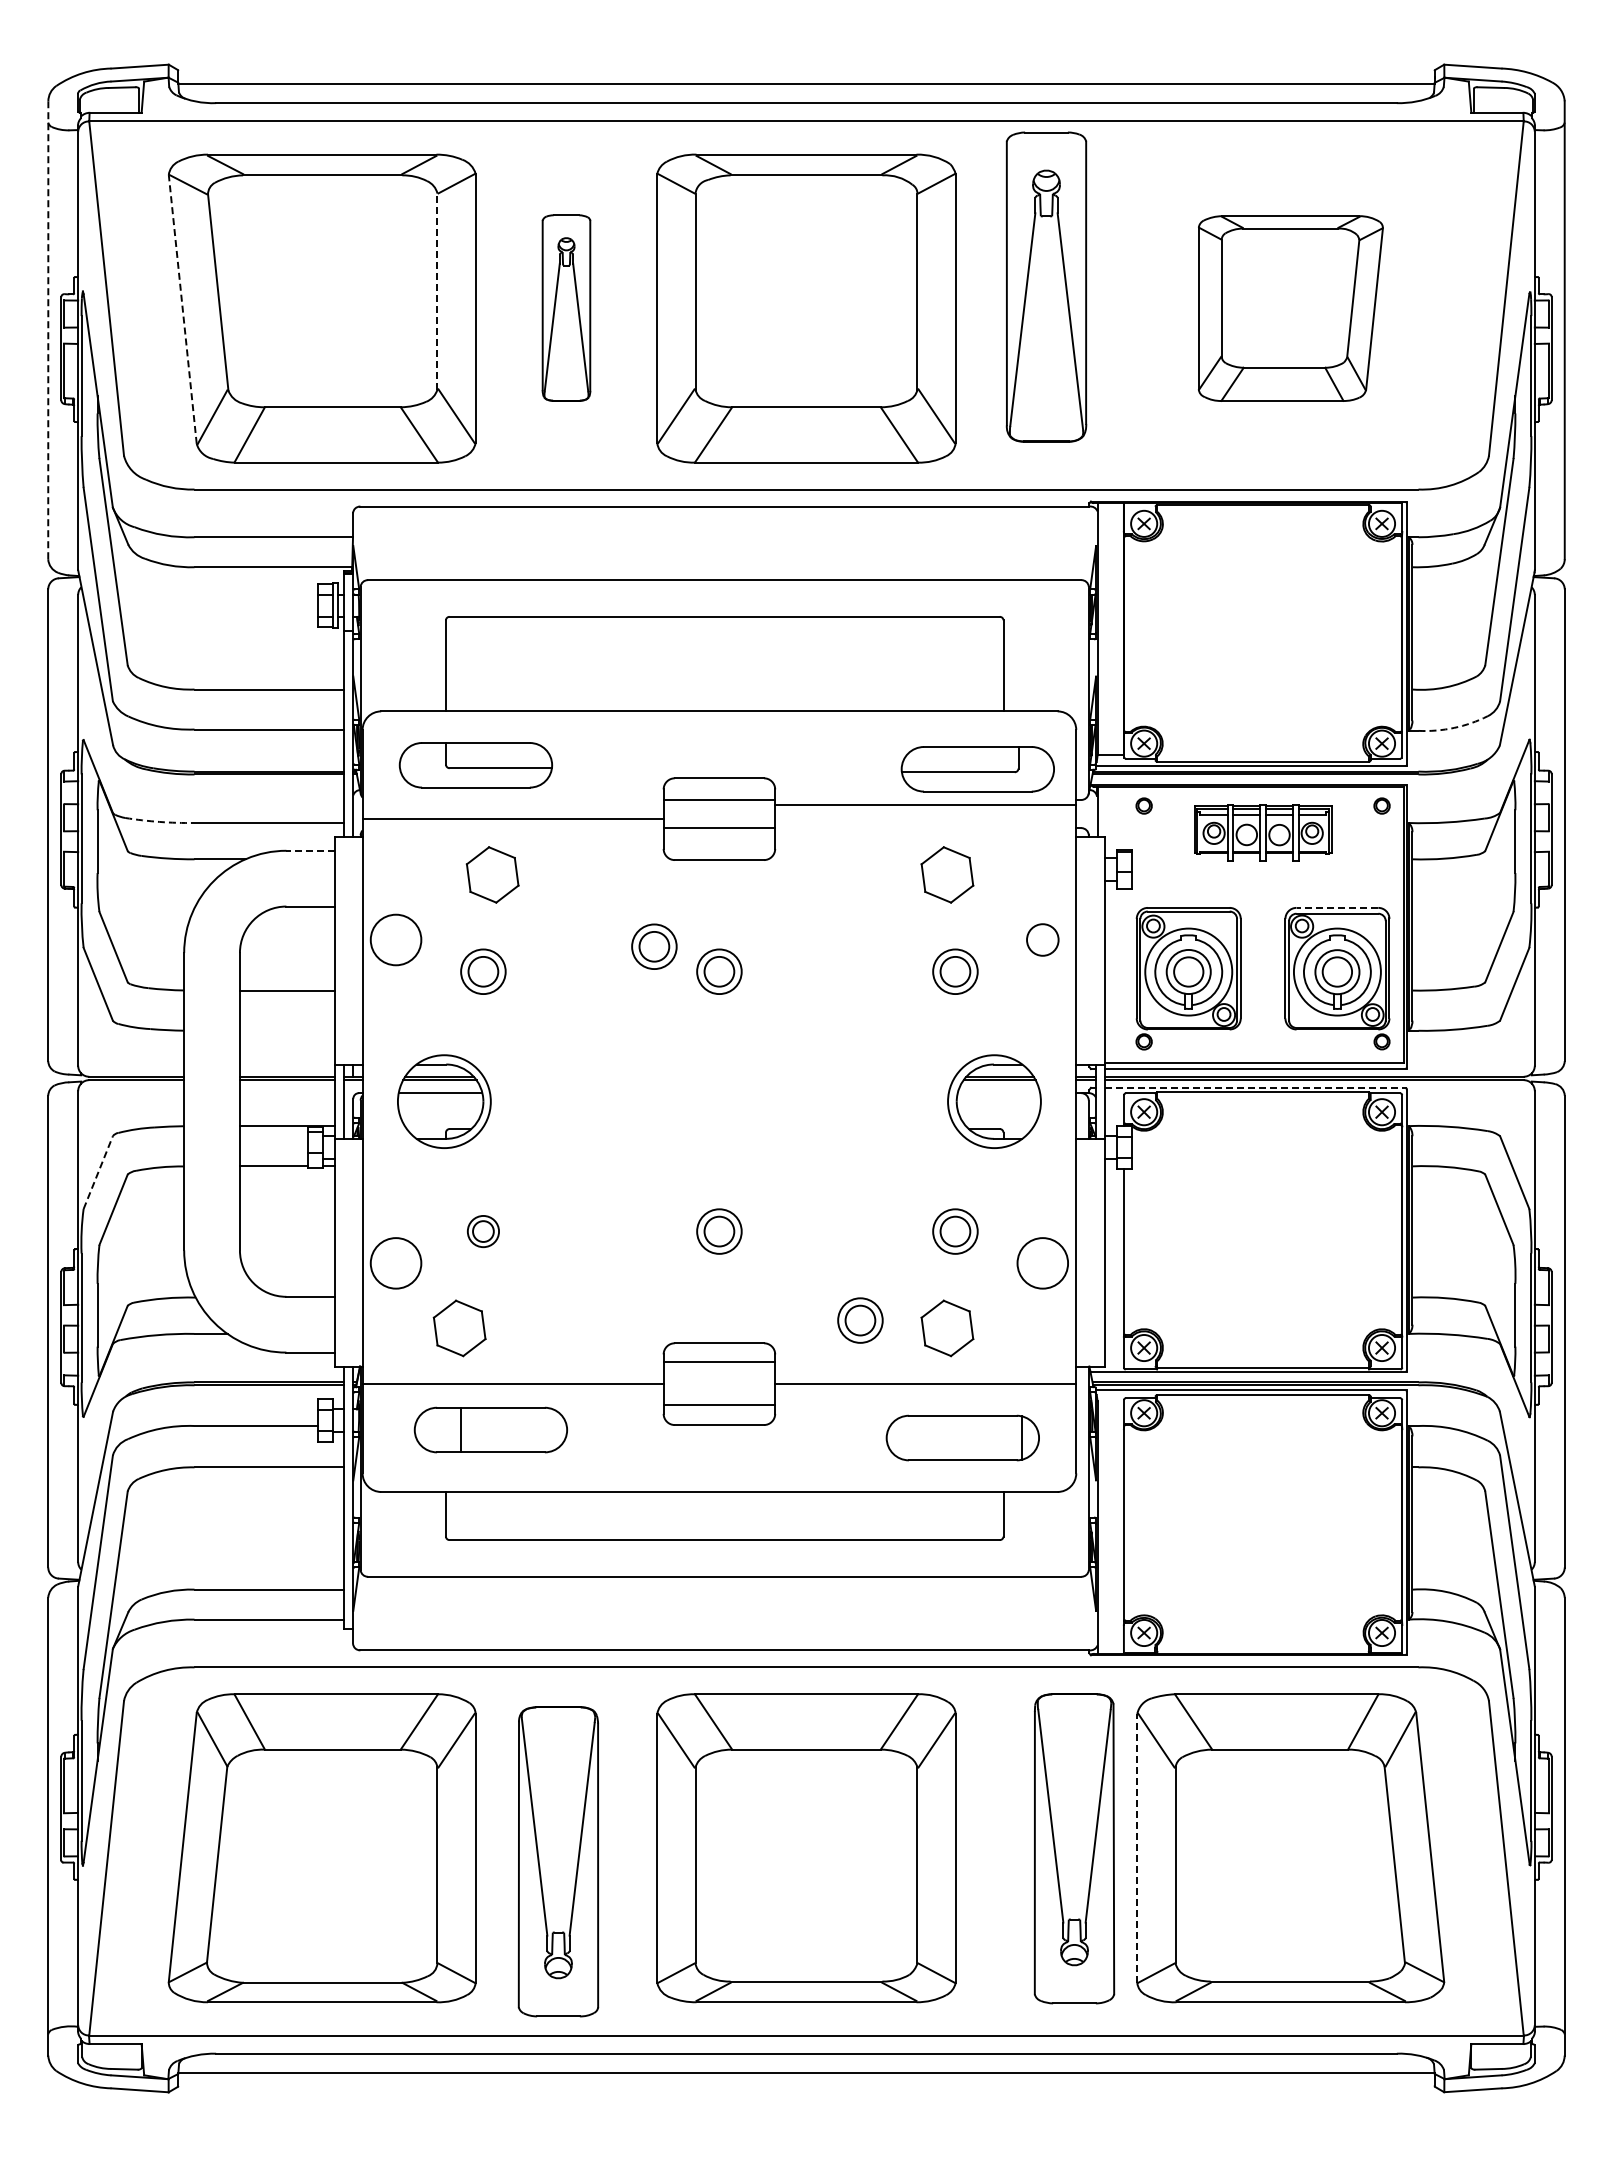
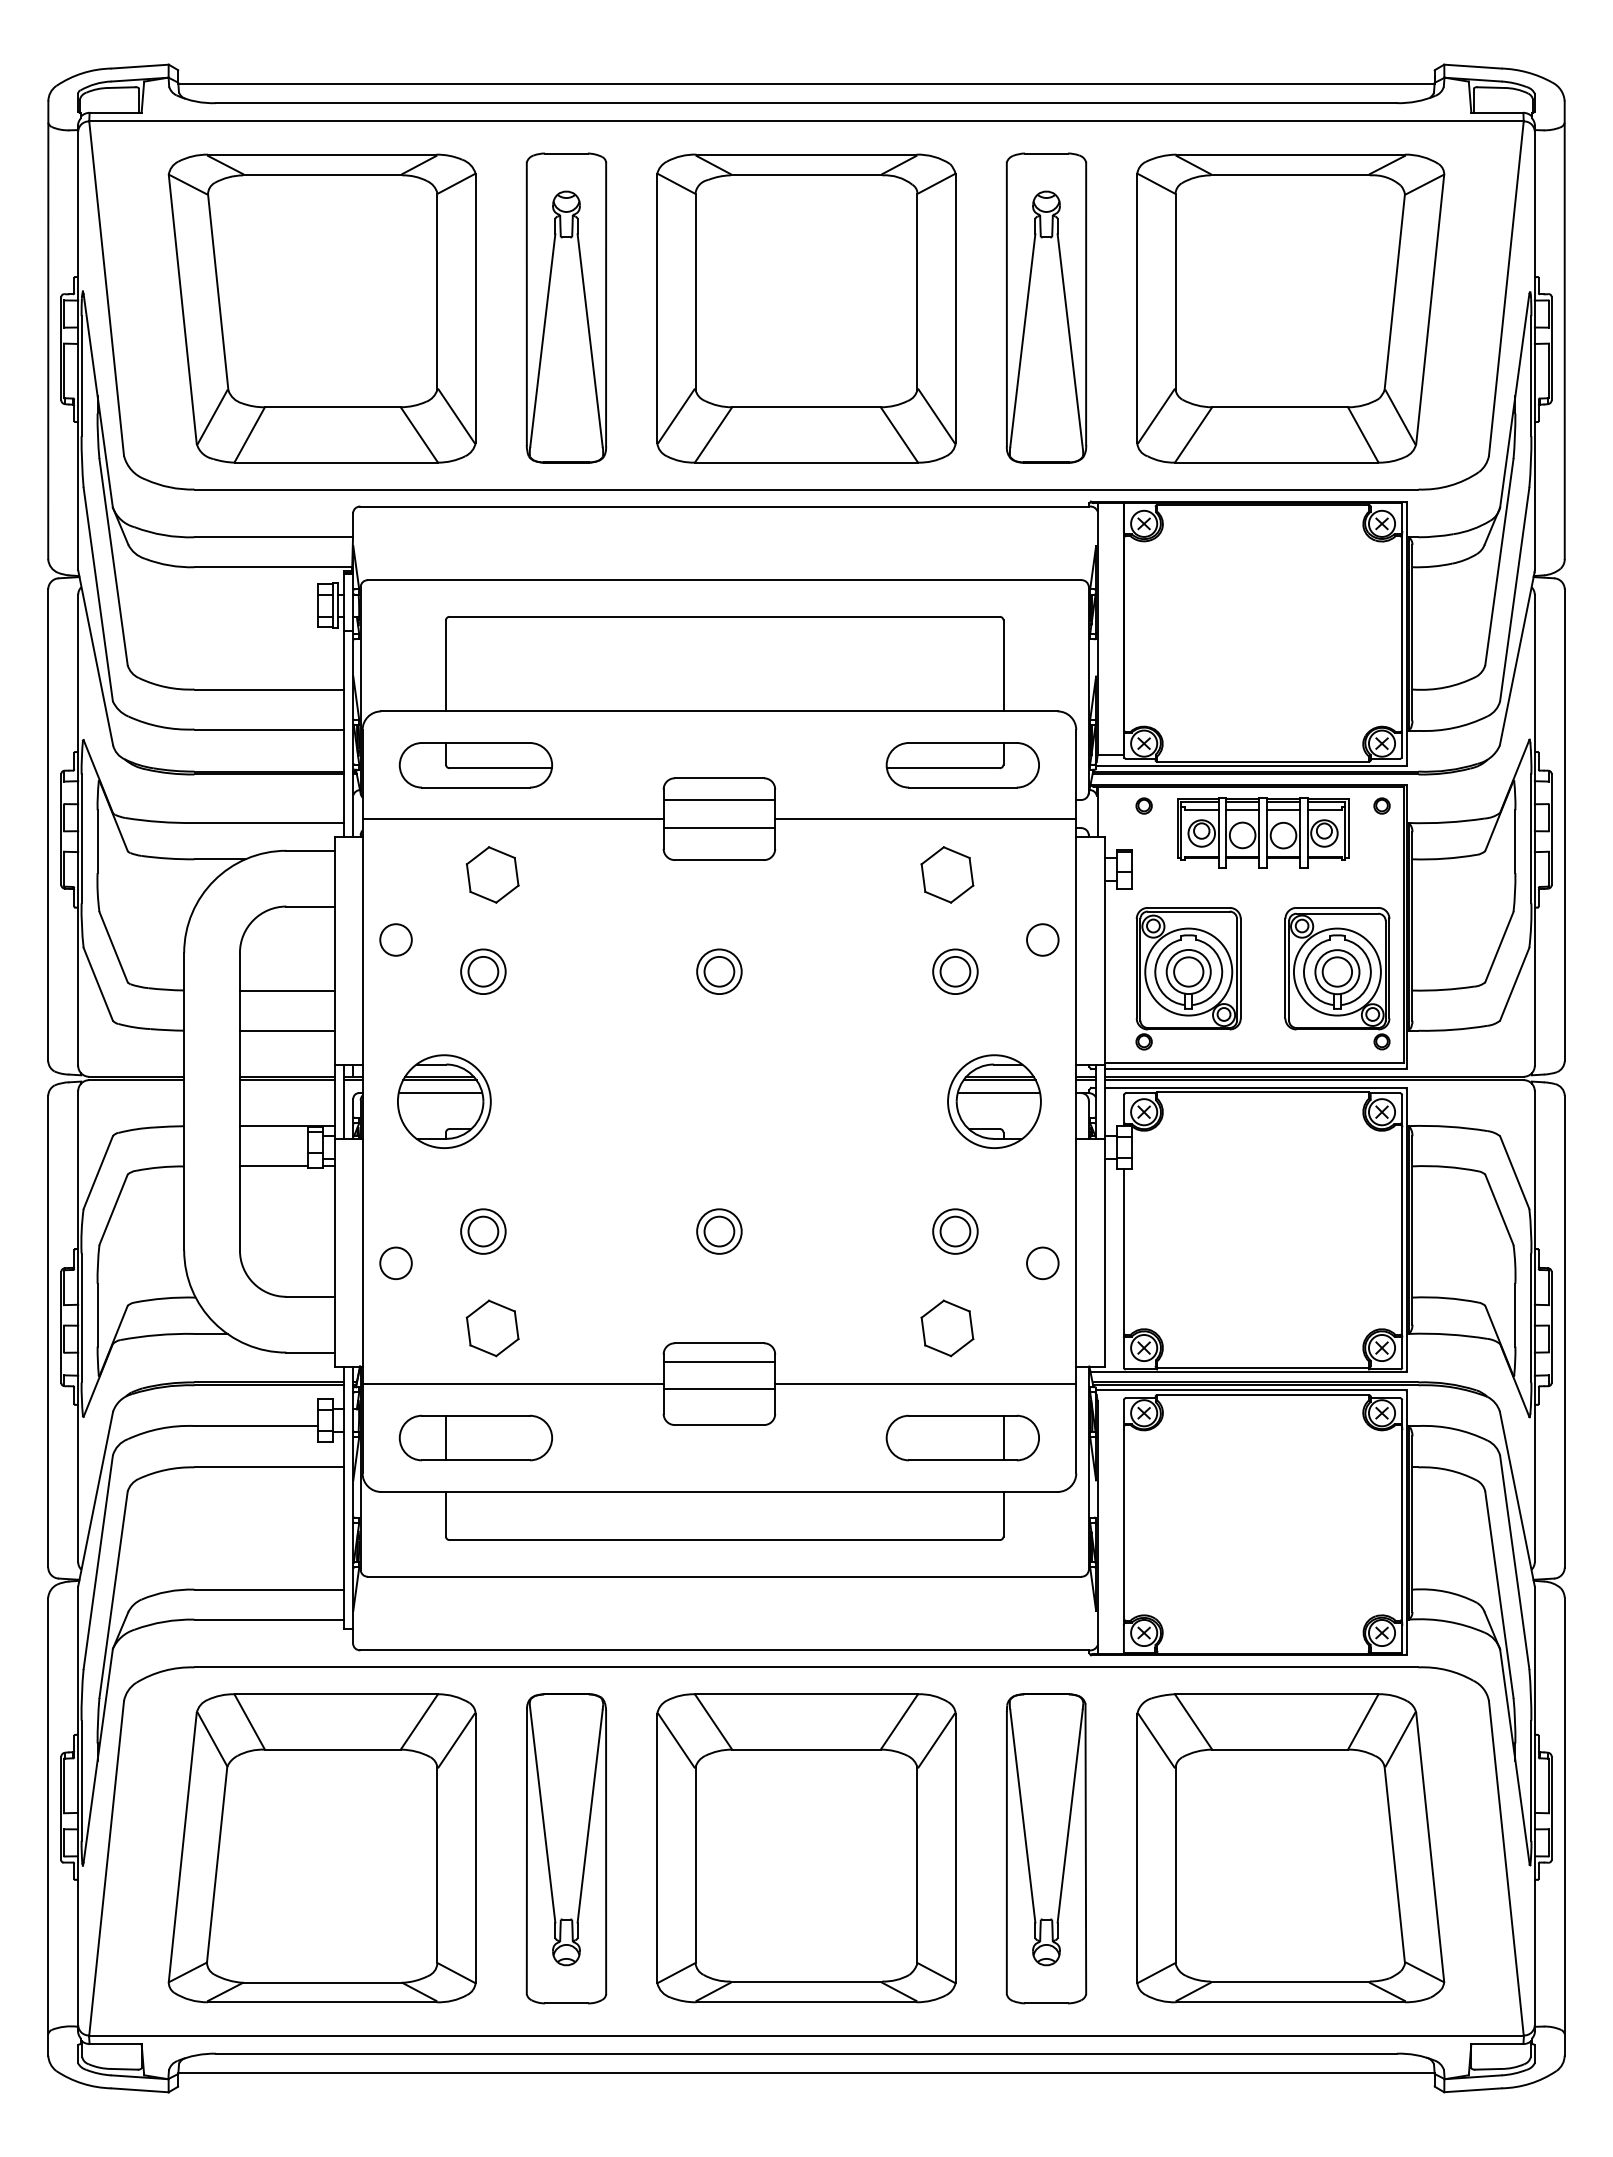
part position: (1046, 286) -> (1046, 307) (1046, 307)
line: dashed -> solid (437, 291)
part size: 51x188 px -> 83x312 px (566, 307)
line: dashed -> solid (182, 308)
part size: 186x187 px -> 310x311 px (1290, 308)
line: dashed -> solid (48, 330)
arc: dashed -> solid (1454, 727)
part position: (977, 769) -> (962, 765) (962, 765)
line position: (925, 805) -> (925, 819) (925, 819)
arc: dashed -> solid (159, 821)
part size: 139x58 px -> 173x72 px (1263, 832)
line: dashed -> solid (310, 850)
line: dashed -> solid (1337, 907)
circle diameter: 51 px -> 32 px (395, 939)
part: present -> none (654, 946)
line: none -> present (286, 1030)
line: dashed -> solid (1256, 1087)
line: none -> present (998, 1093)
line: dashed -> solid (98, 1172)
part size: 33x34 px -> 47x47 px (483, 1231)
circle diameter: 51 px -> 32 px (395, 1263)
circle diameter: 51 px -> 32 px (1042, 1263)
part: present -> none (860, 1320)
part position: (459, 1328) -> (492, 1328) (492, 1328)
line position: (719, 1404) -> (719, 1388) (719, 1388)
part position: (490, 1429) -> (475, 1437) (475, 1437)
line position: (1021, 1437) -> (1003, 1437) (1003, 1437)
line: dashed -> solid (1137, 1847)
part position: (1074, 1848) -> (1046, 1848) (1046, 1848)
part position: (558, 1861) -> (566, 1848) (566, 1848)
